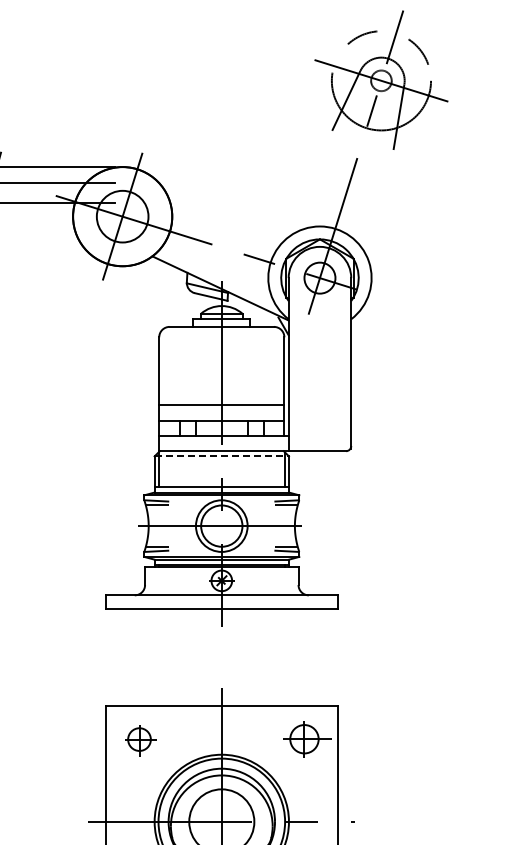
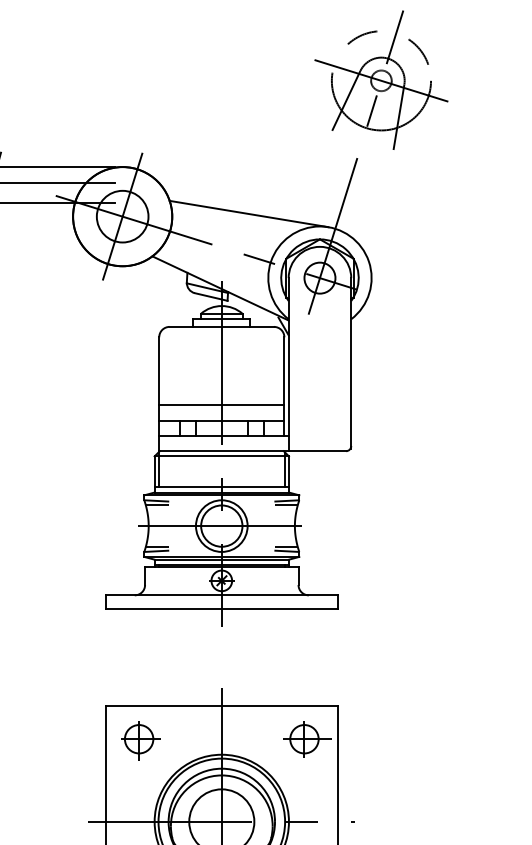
line: none -> present (248, 213)
line: dashed -> solid (222, 456)
part size: 32x32 px -> 40x40 px (140, 740)
